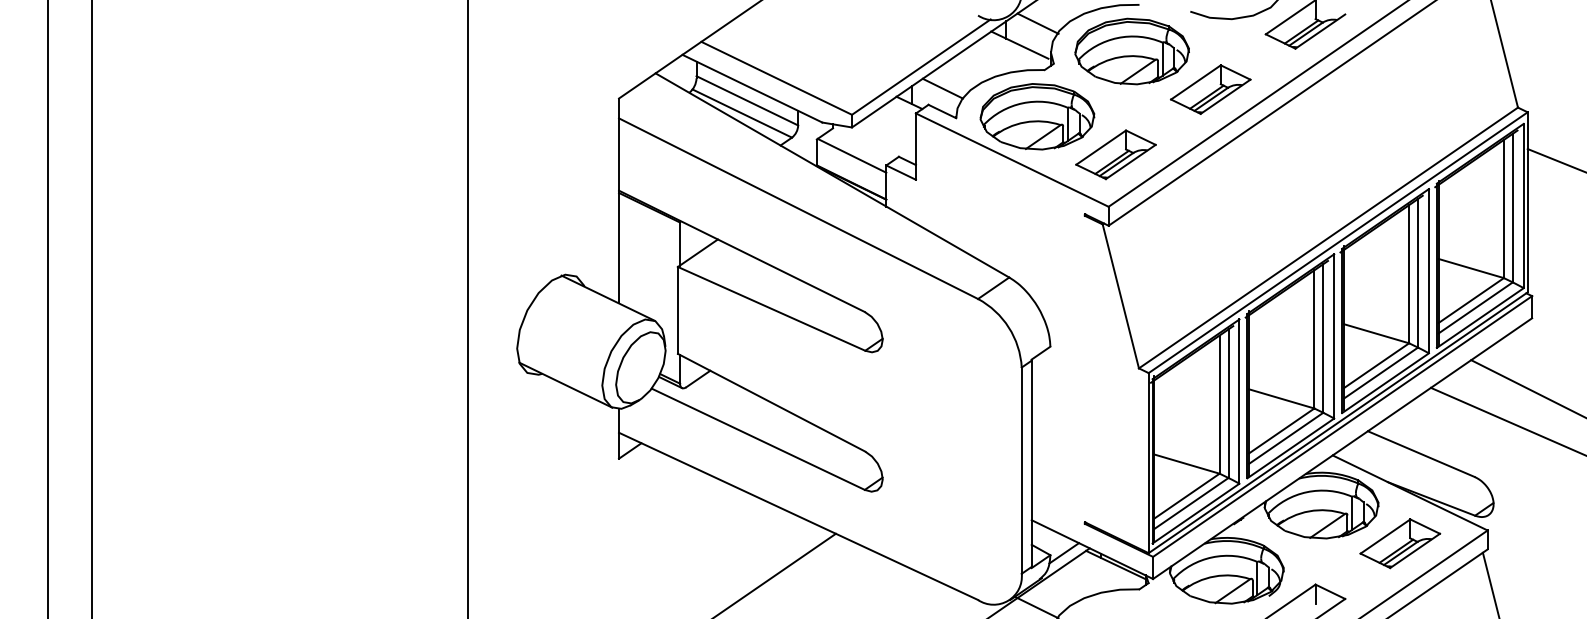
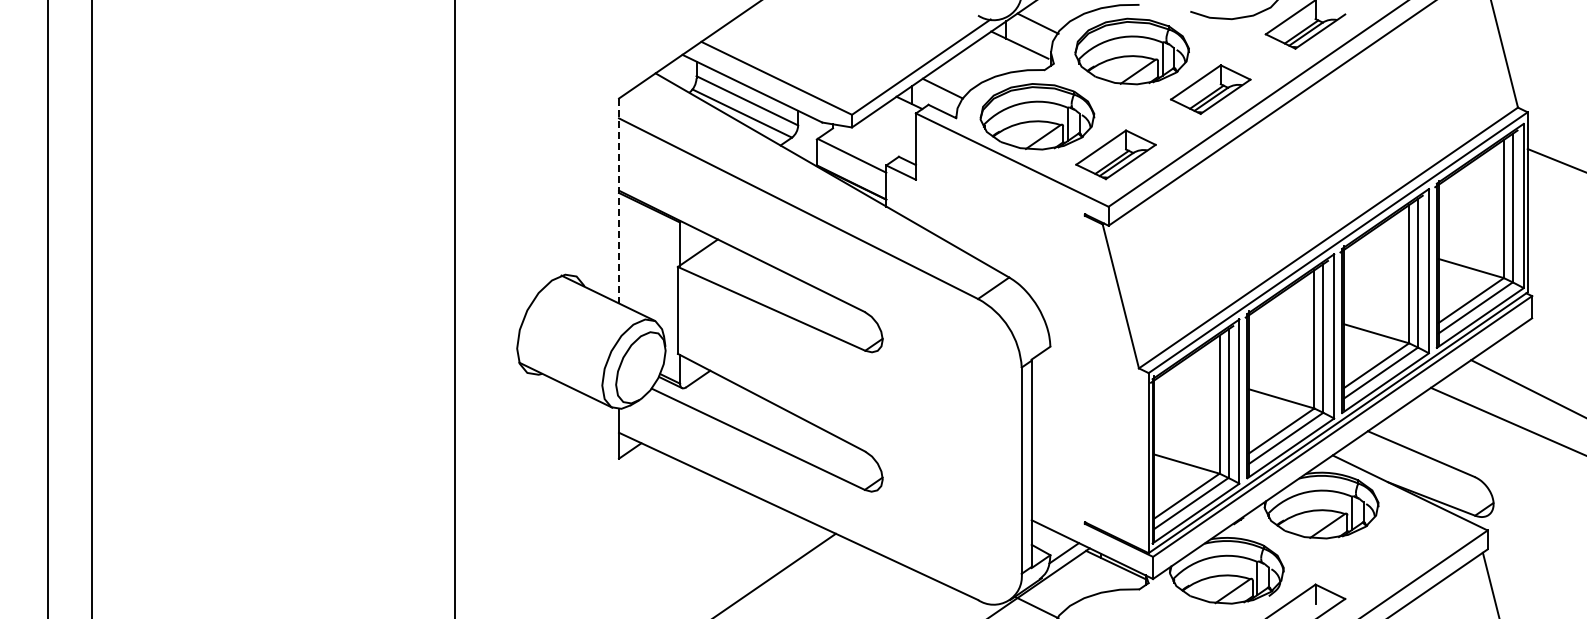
line: solid -> dashed (619, 201)
line position: (467, 308) -> (454, 308) (454, 308)
part: present -> none (1400, 543)
